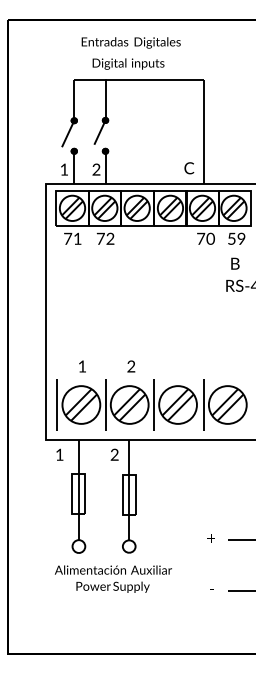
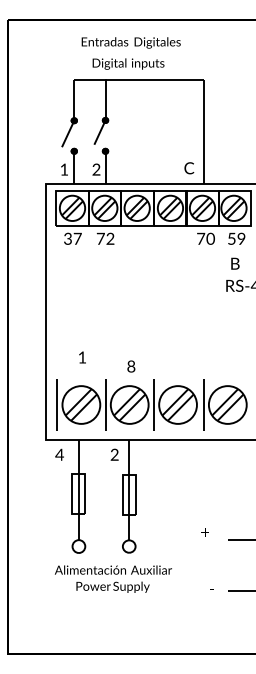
text: 71 -> 37 (72, 238)
text position: (82, 366) -> (82, 357) (82, 357)
text: 2 -> 8 (131, 366)
text: 1 -> 4 (59, 454)
text position: (210, 538) -> (204, 532) (204, 532)
